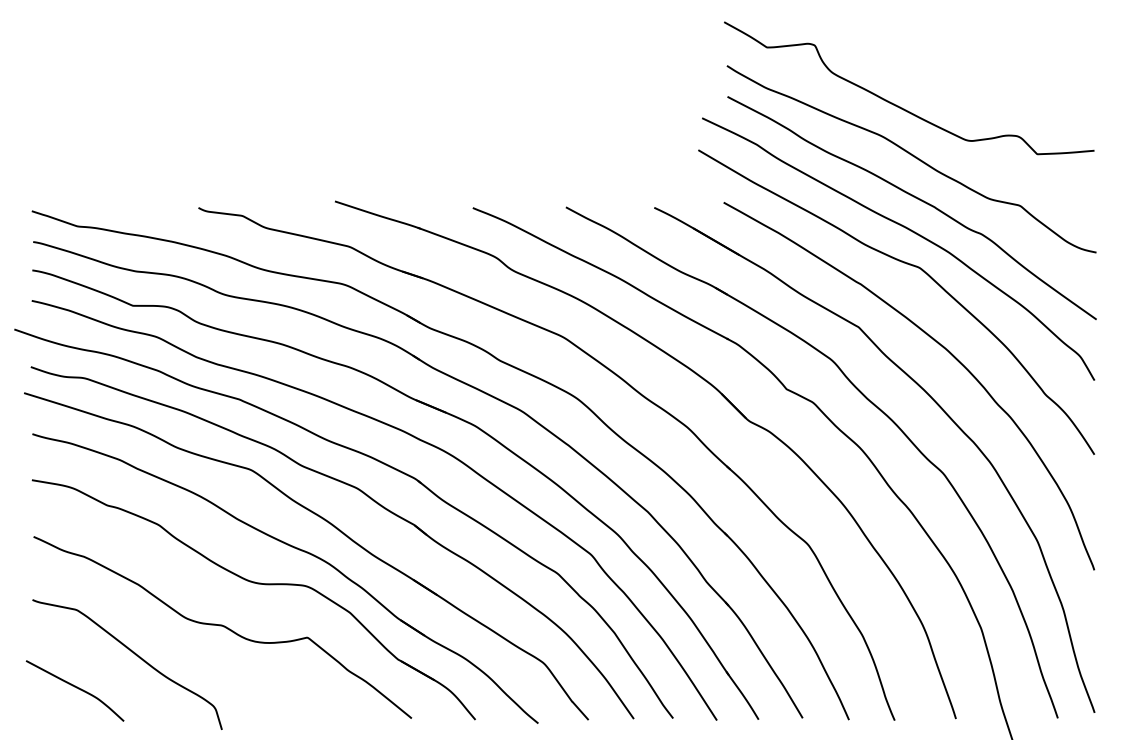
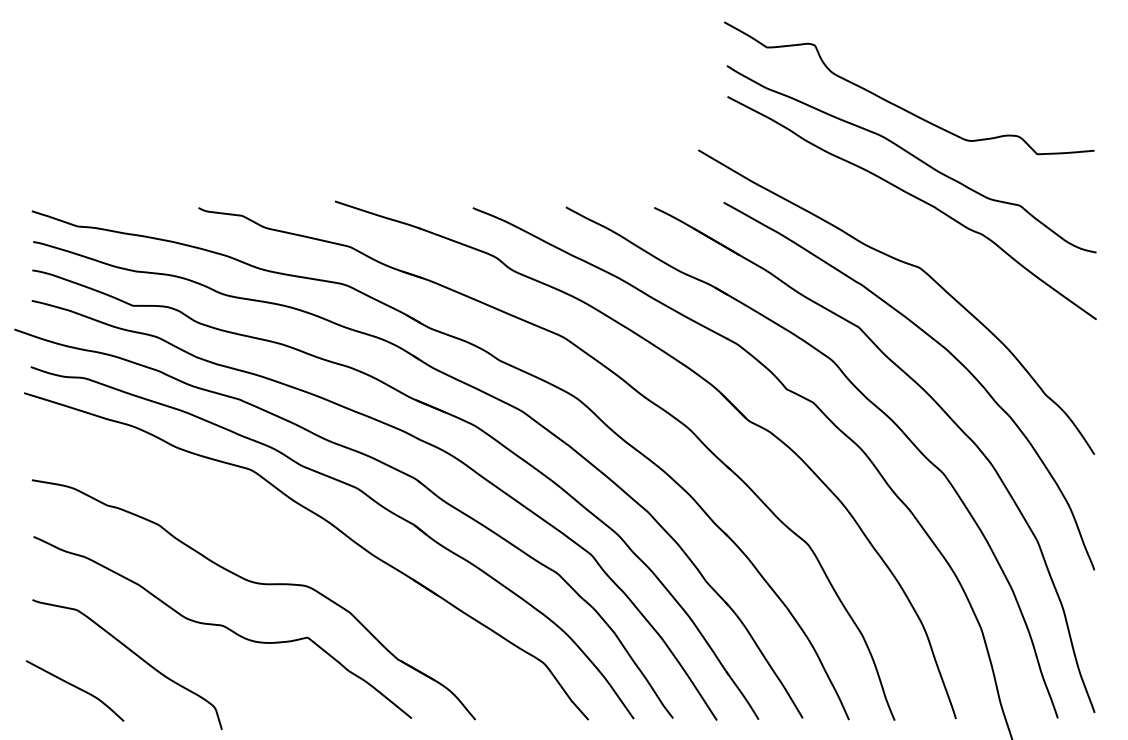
curve: present -> none (908, 230)
part: present -> none (296, 549)
